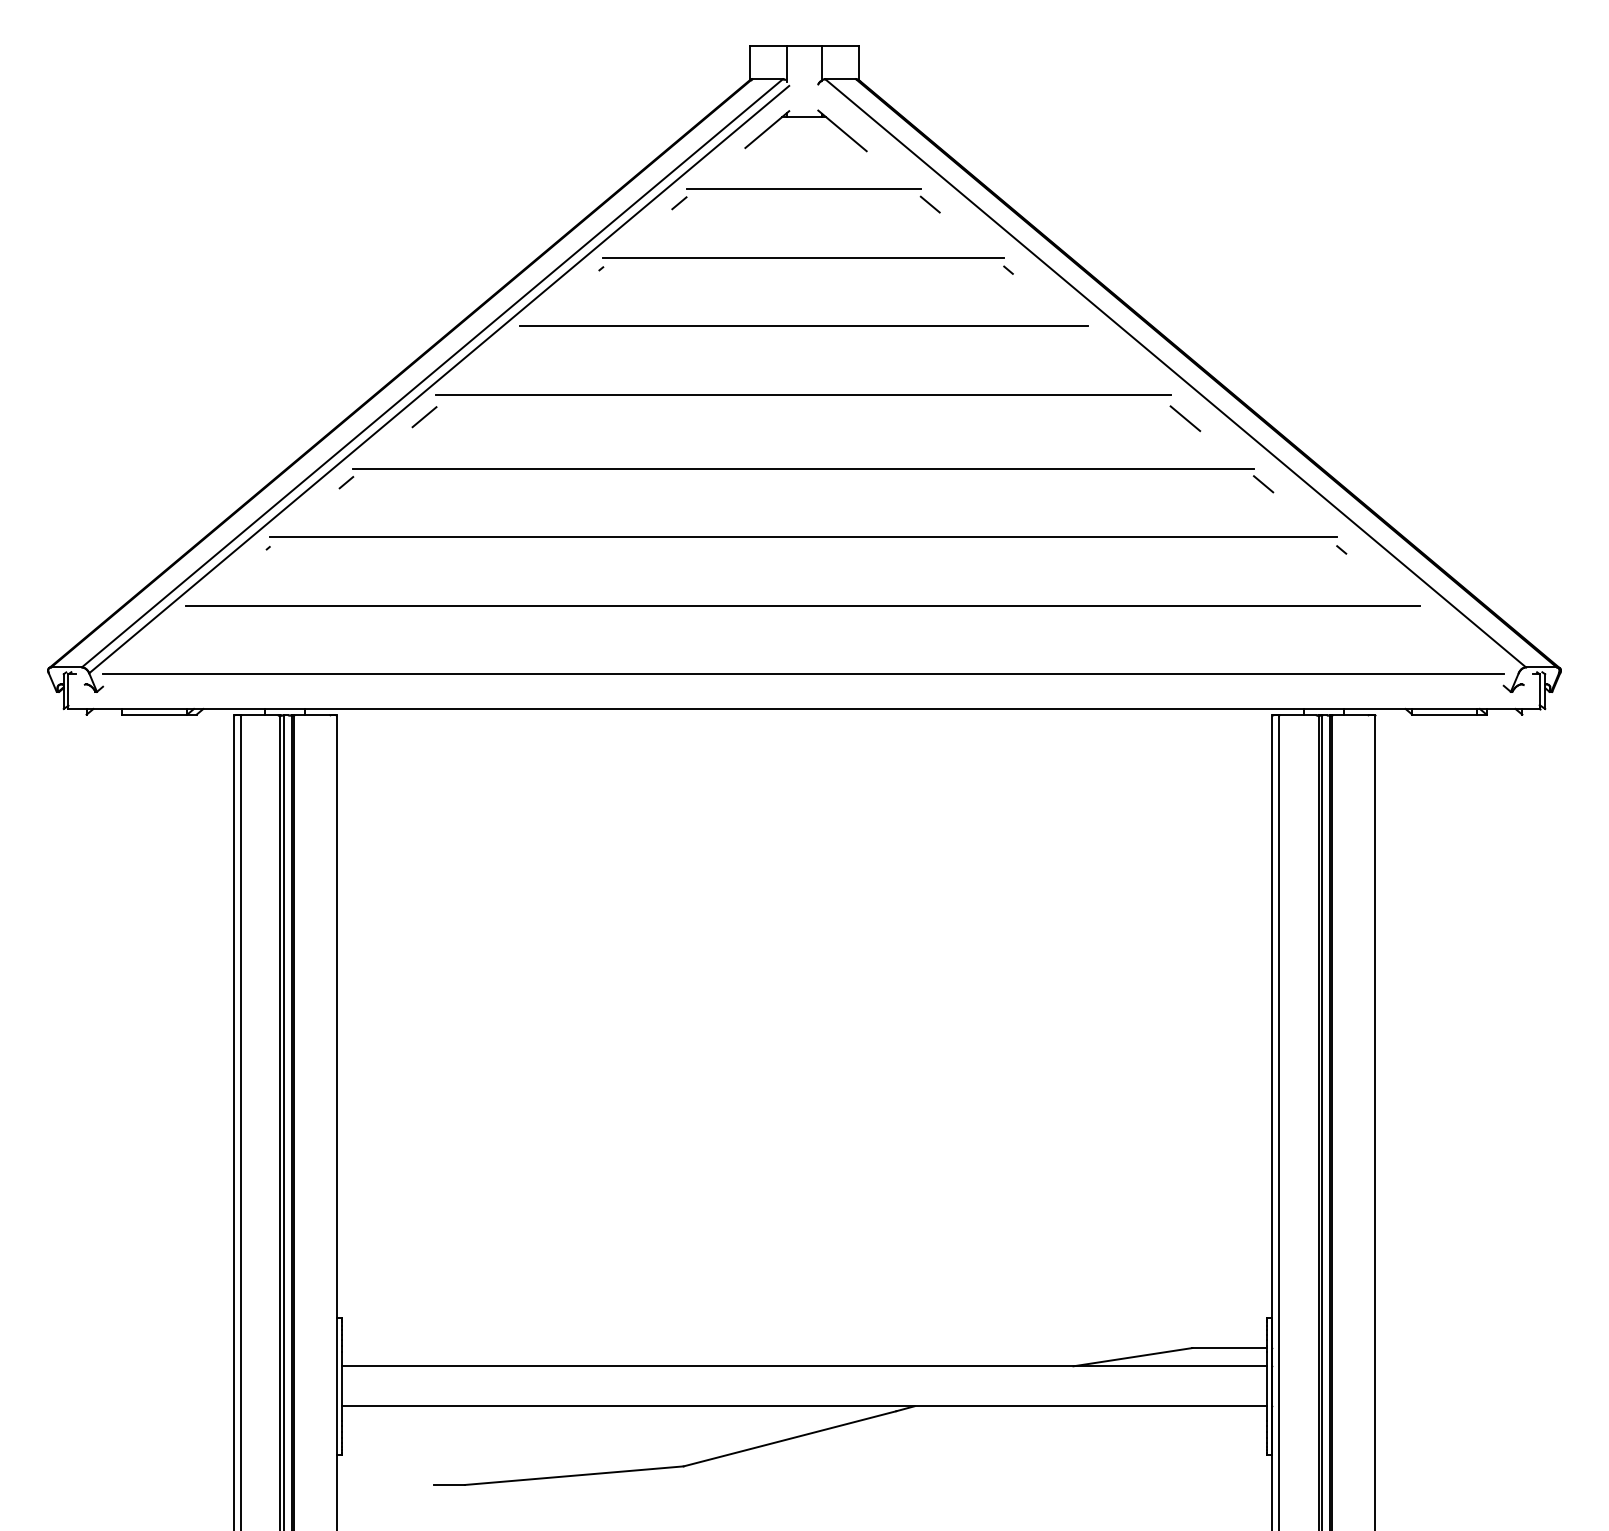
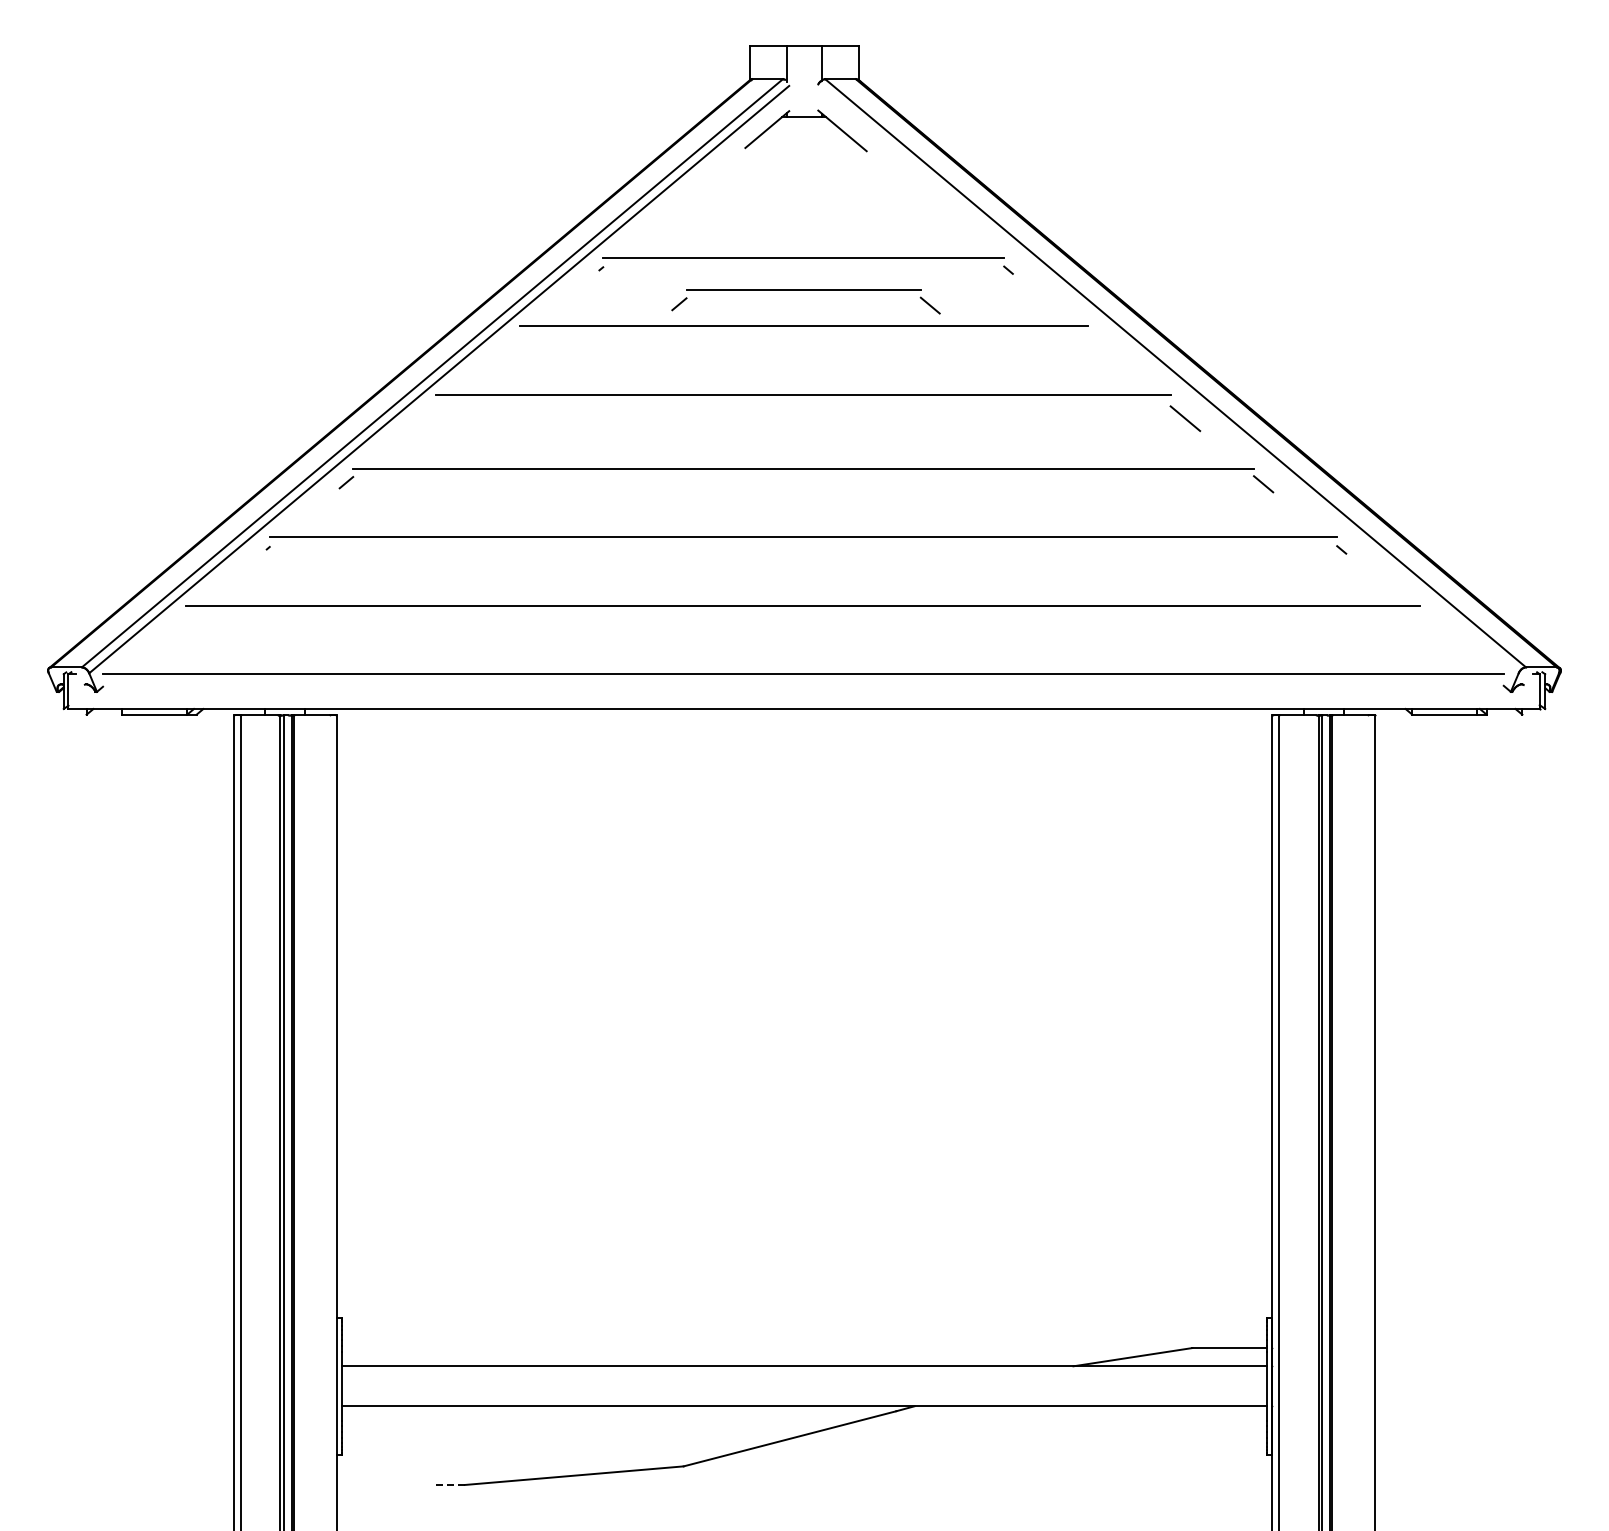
part position: (805, 189) -> (805, 290) (805, 290)
line: present -> none (424, 417)
line: solid -> dashed (449, 1484)
